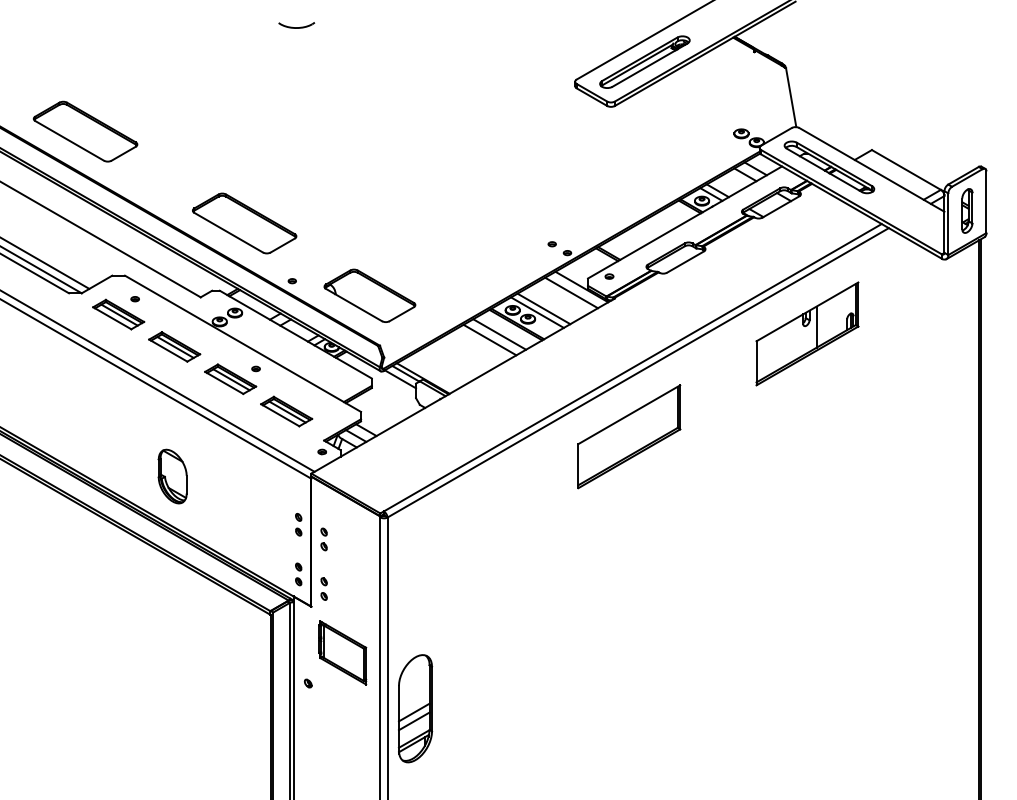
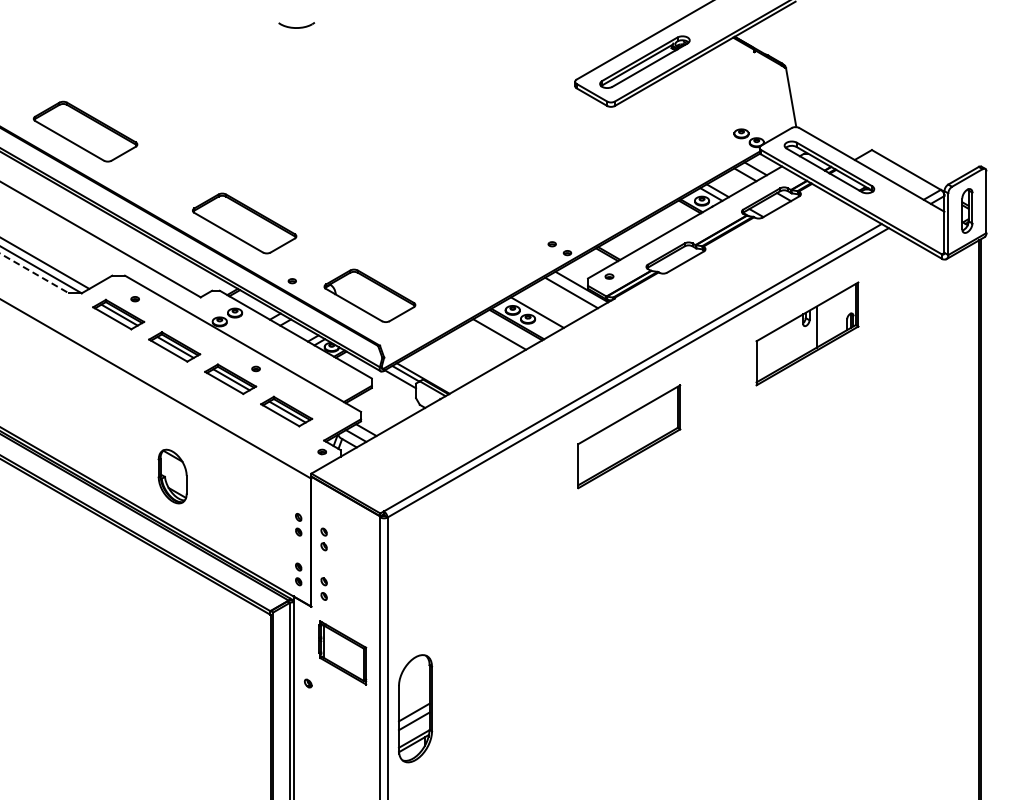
line: solid -> dashed (34, 273)
line: present -> none (543, 308)
line: present -> none (489, 339)
line: present -> none (158, 381)
